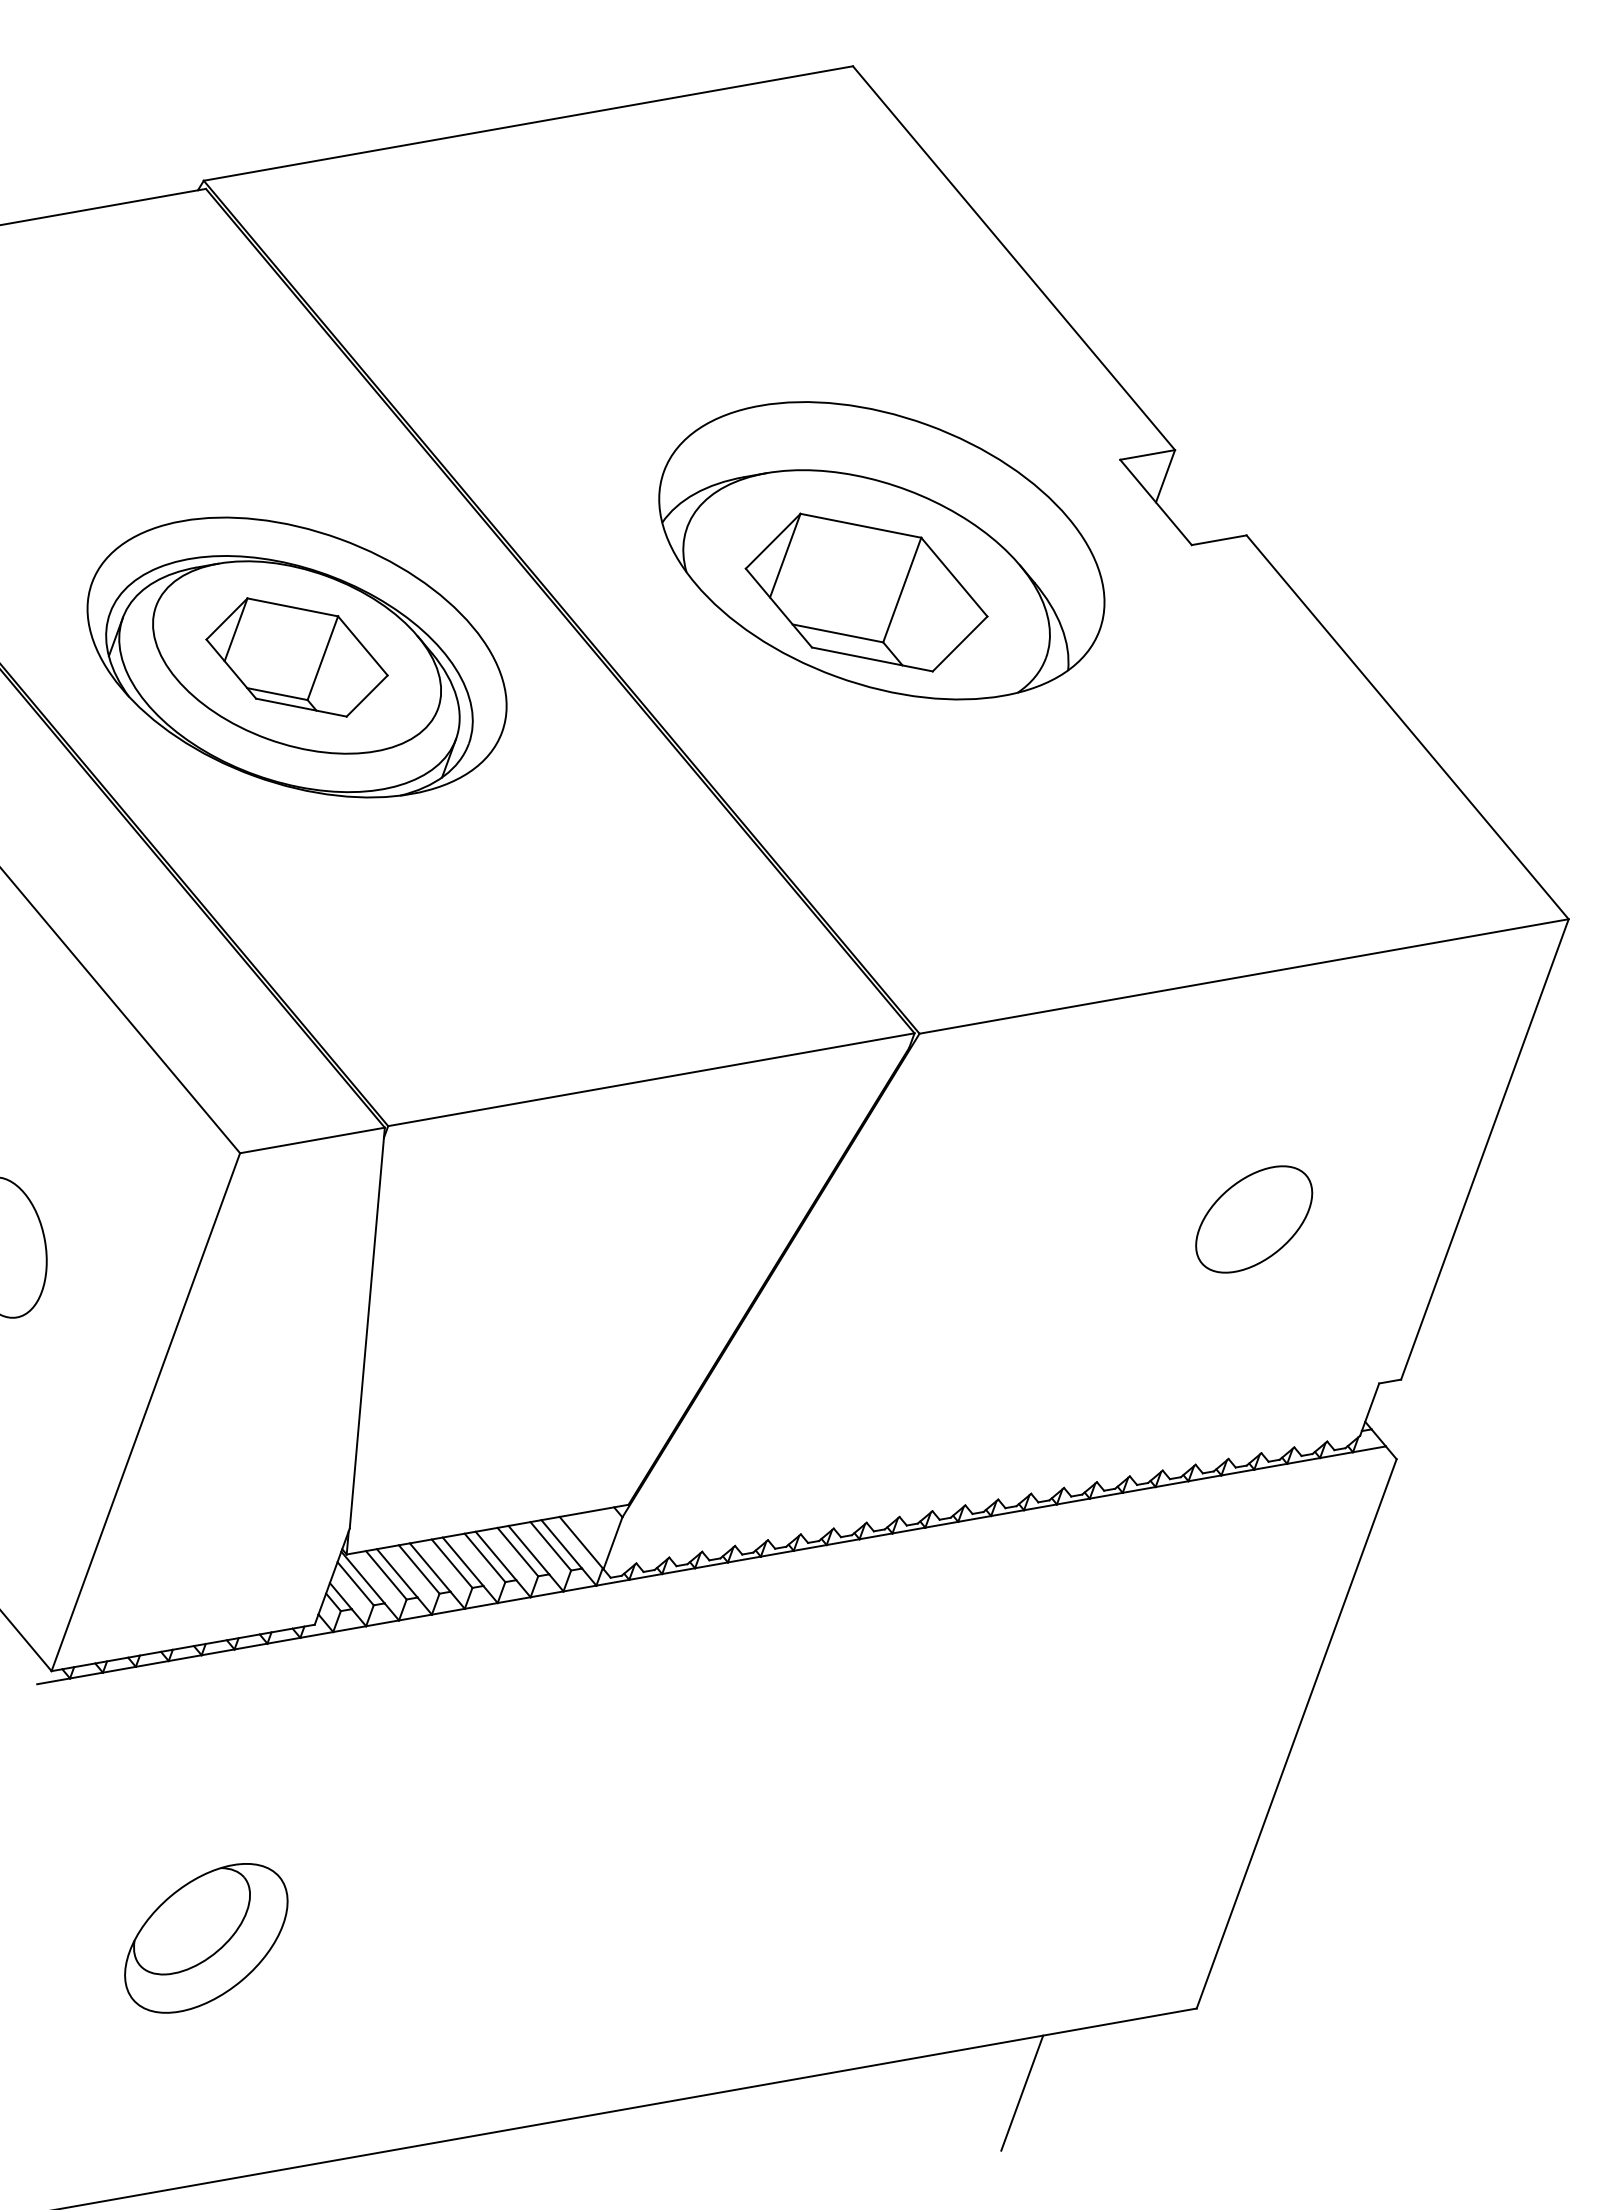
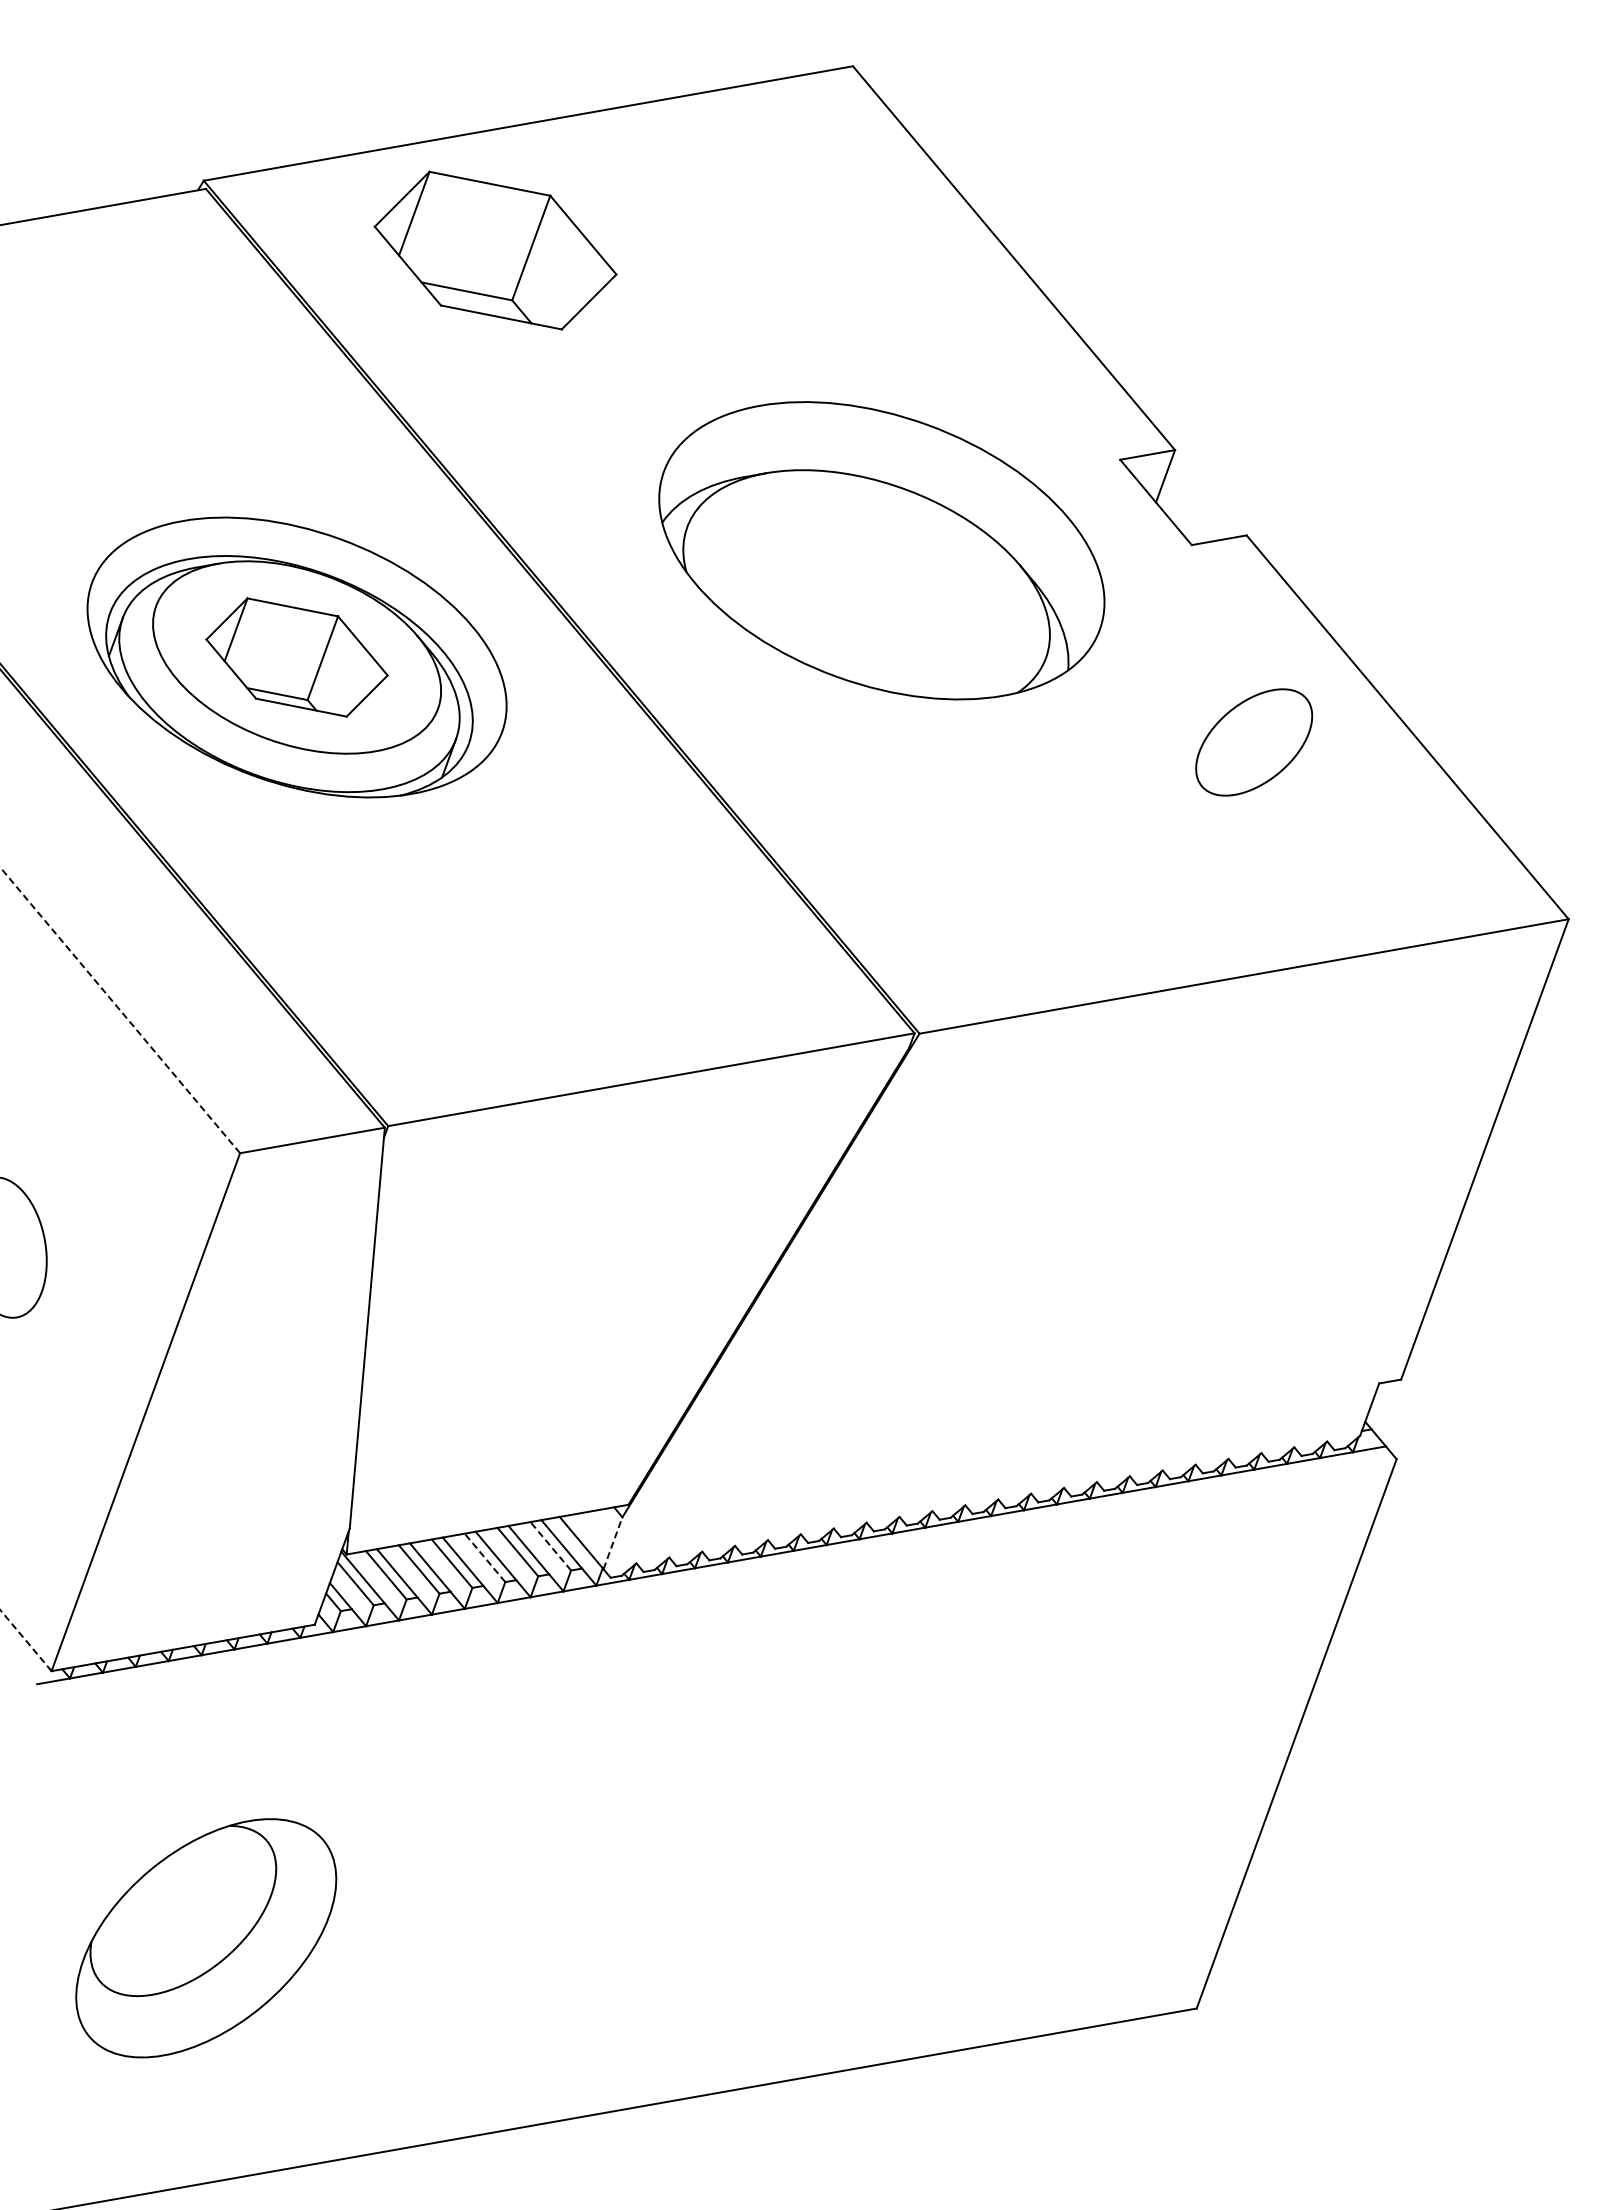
part position: (866, 592) -> (495, 250) (495, 250)
line: solid -> dashed (119, 1010)
part position: (1254, 1219) -> (1254, 742) (1254, 742)
line: solid -> dashed (613, 1543)
line: solid -> dashed (550, 1546)
line: solid -> dashed (485, 1557)
line: solid -> dashed (25, 1640)
part size: 165x151 px -> 263x241 px (206, 1938)
line: present -> none (1022, 2092)
